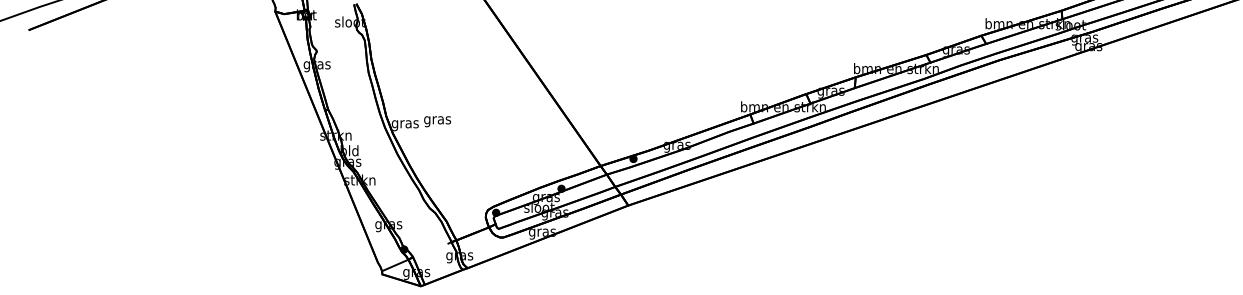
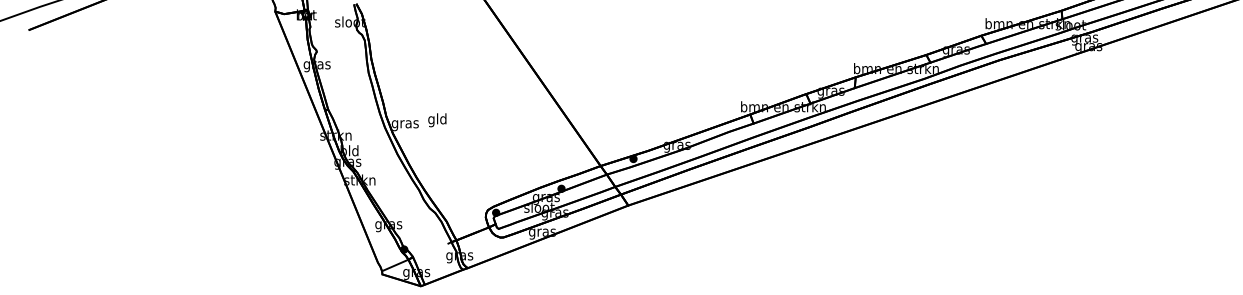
text: gras -> gld (437, 120)
